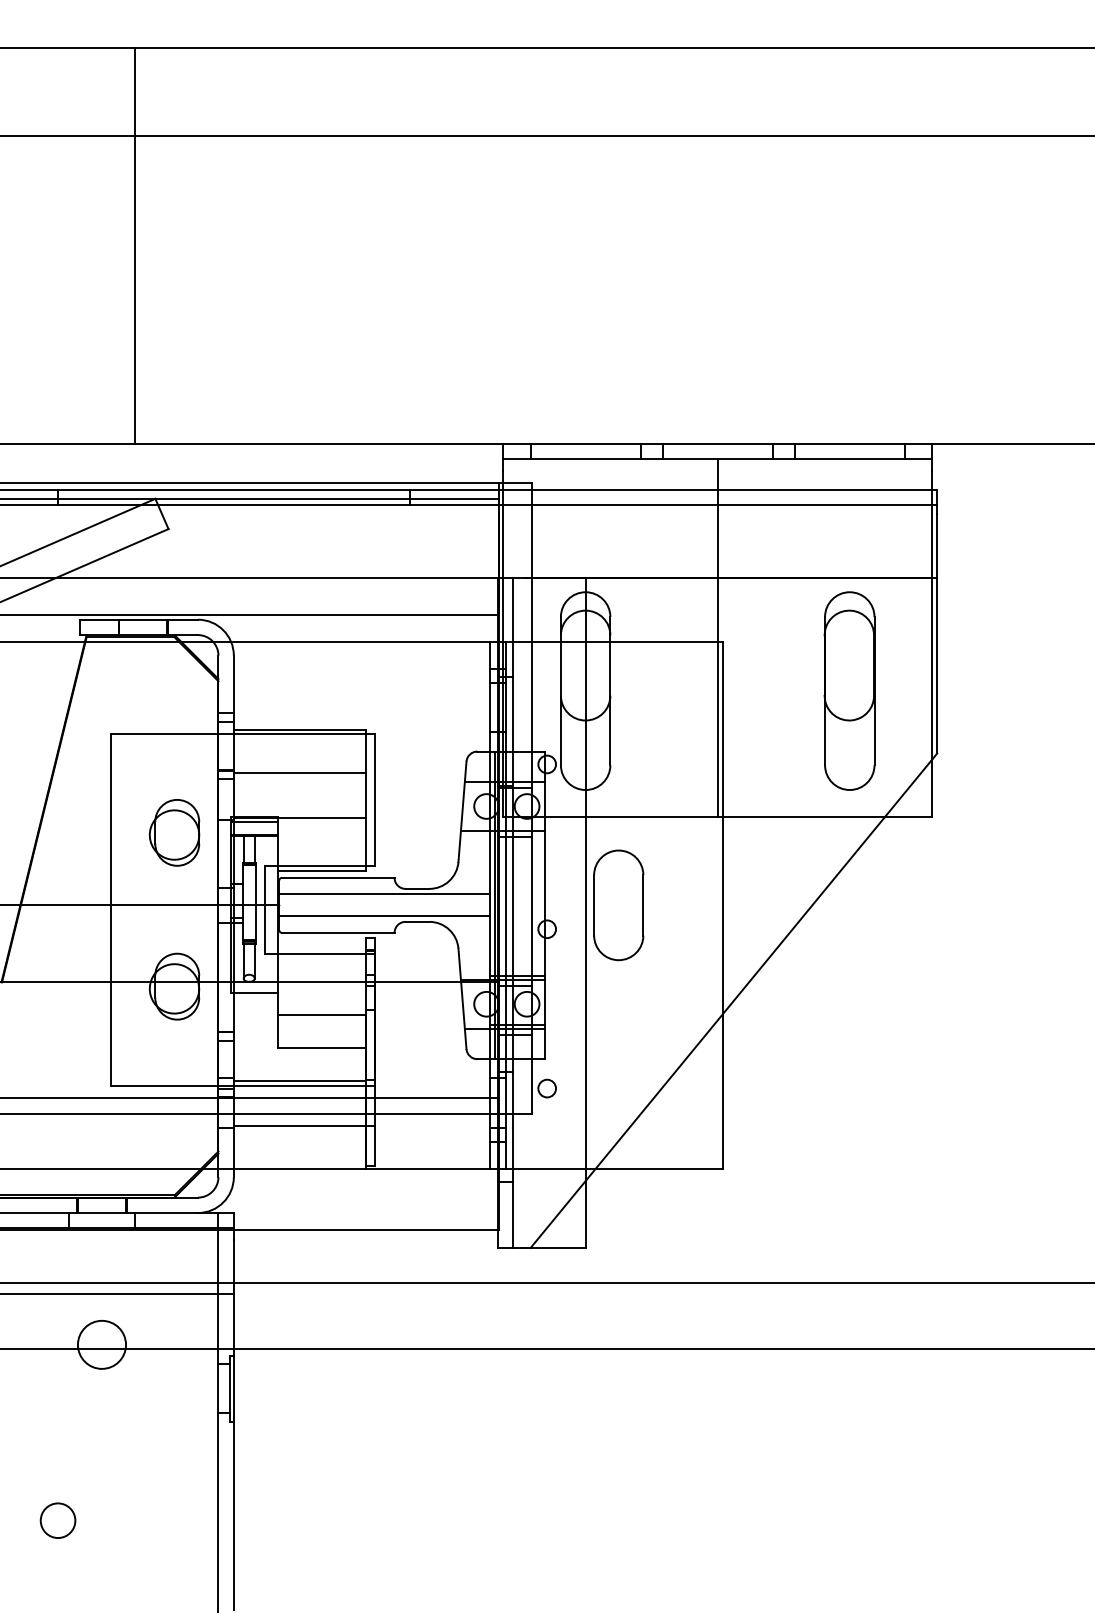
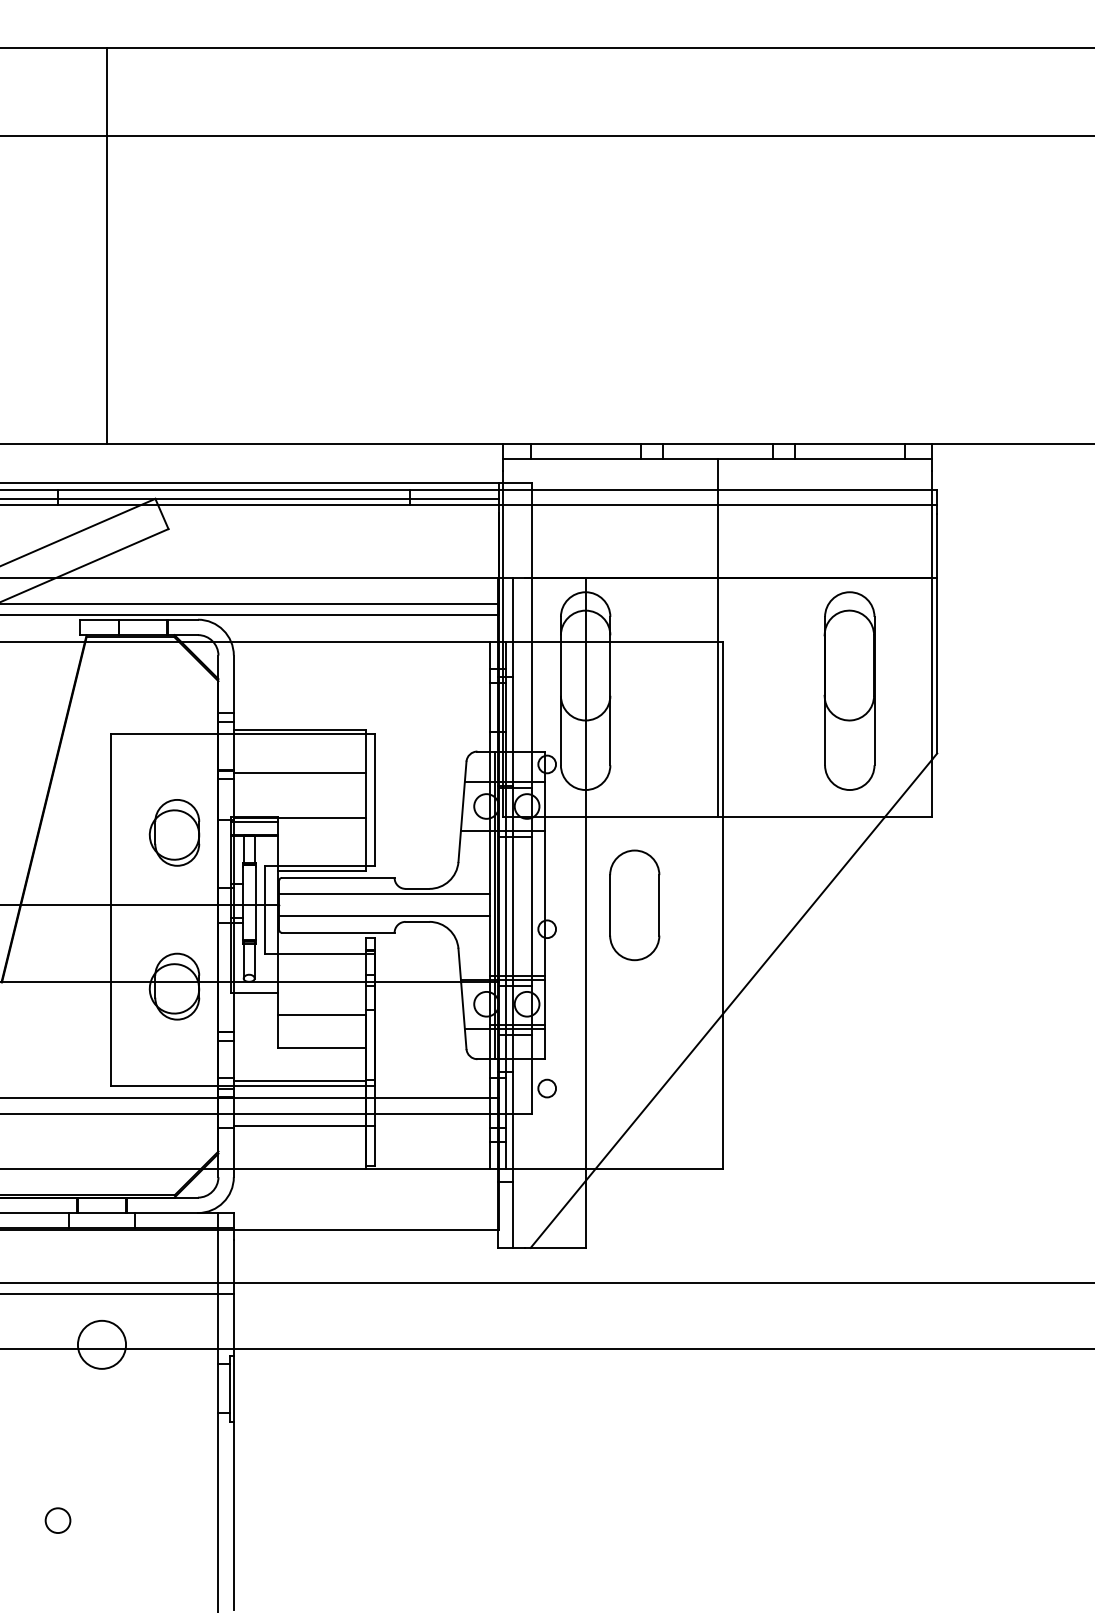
line position: (135, 245) -> (107, 245) (107, 245)
line: none -> present (250, 603)
part position: (618, 905) -> (634, 905) (634, 905)
circle size: 38x37 px -> 28x27 px (57, 1520)
